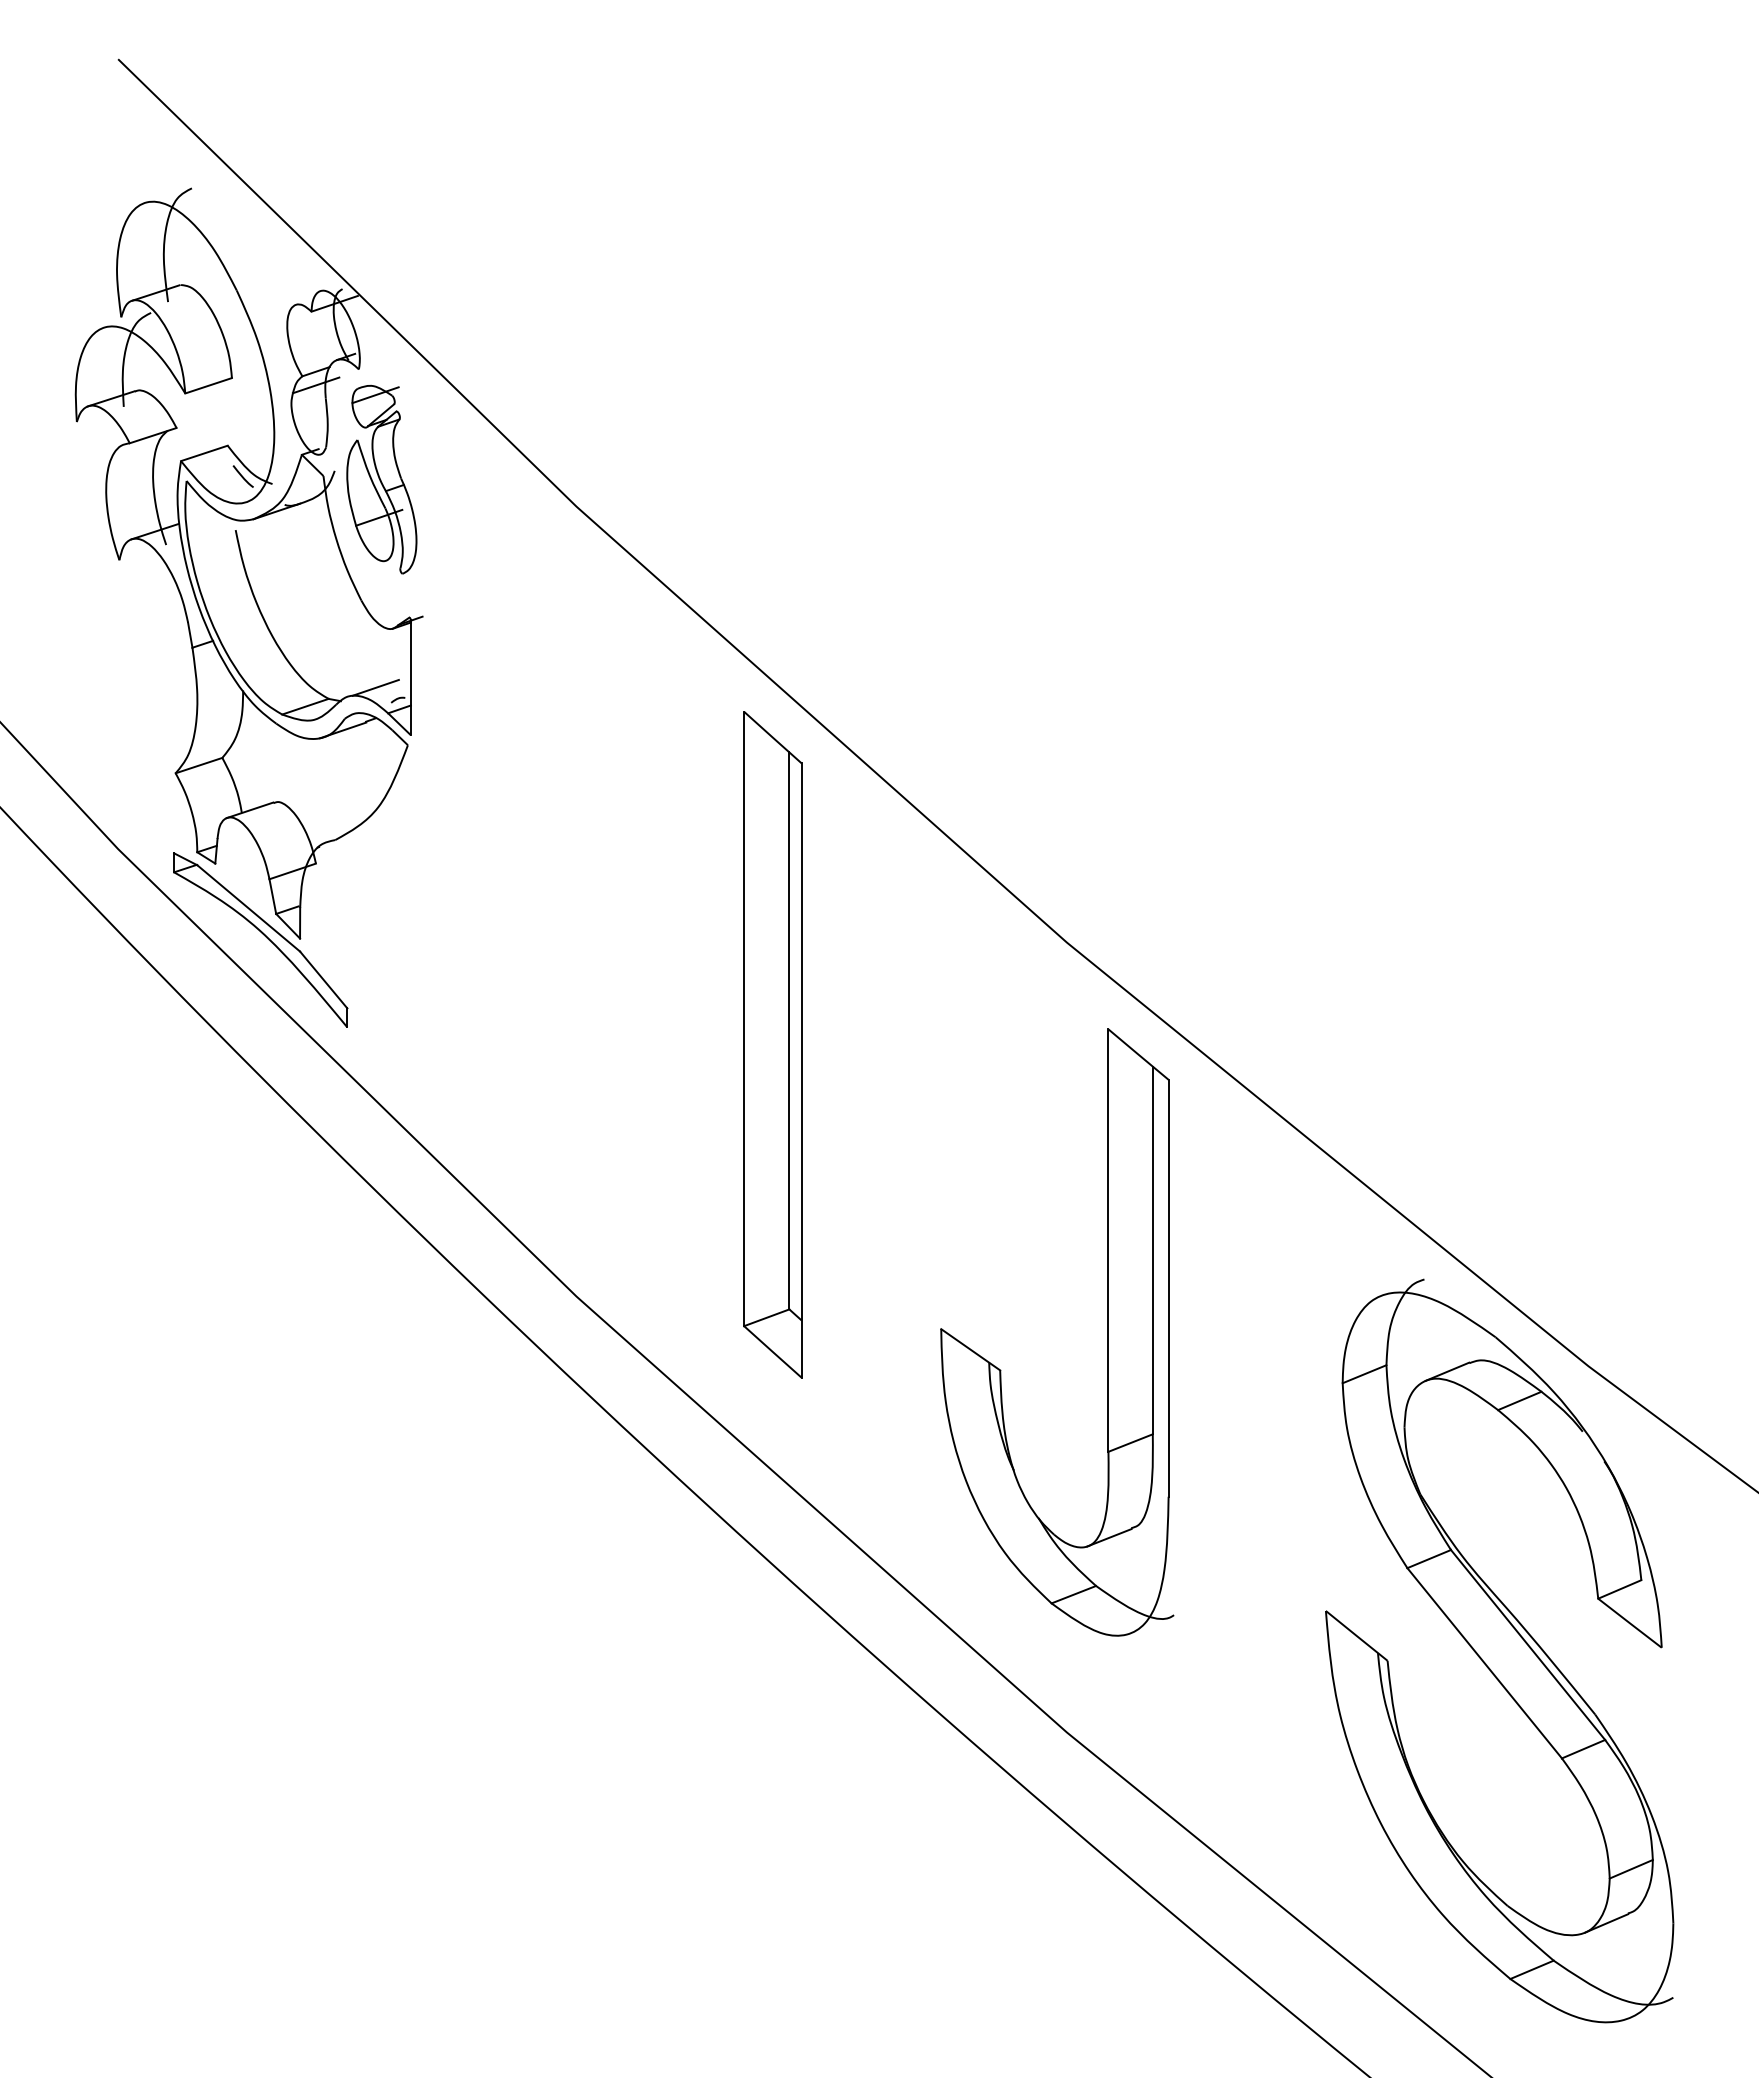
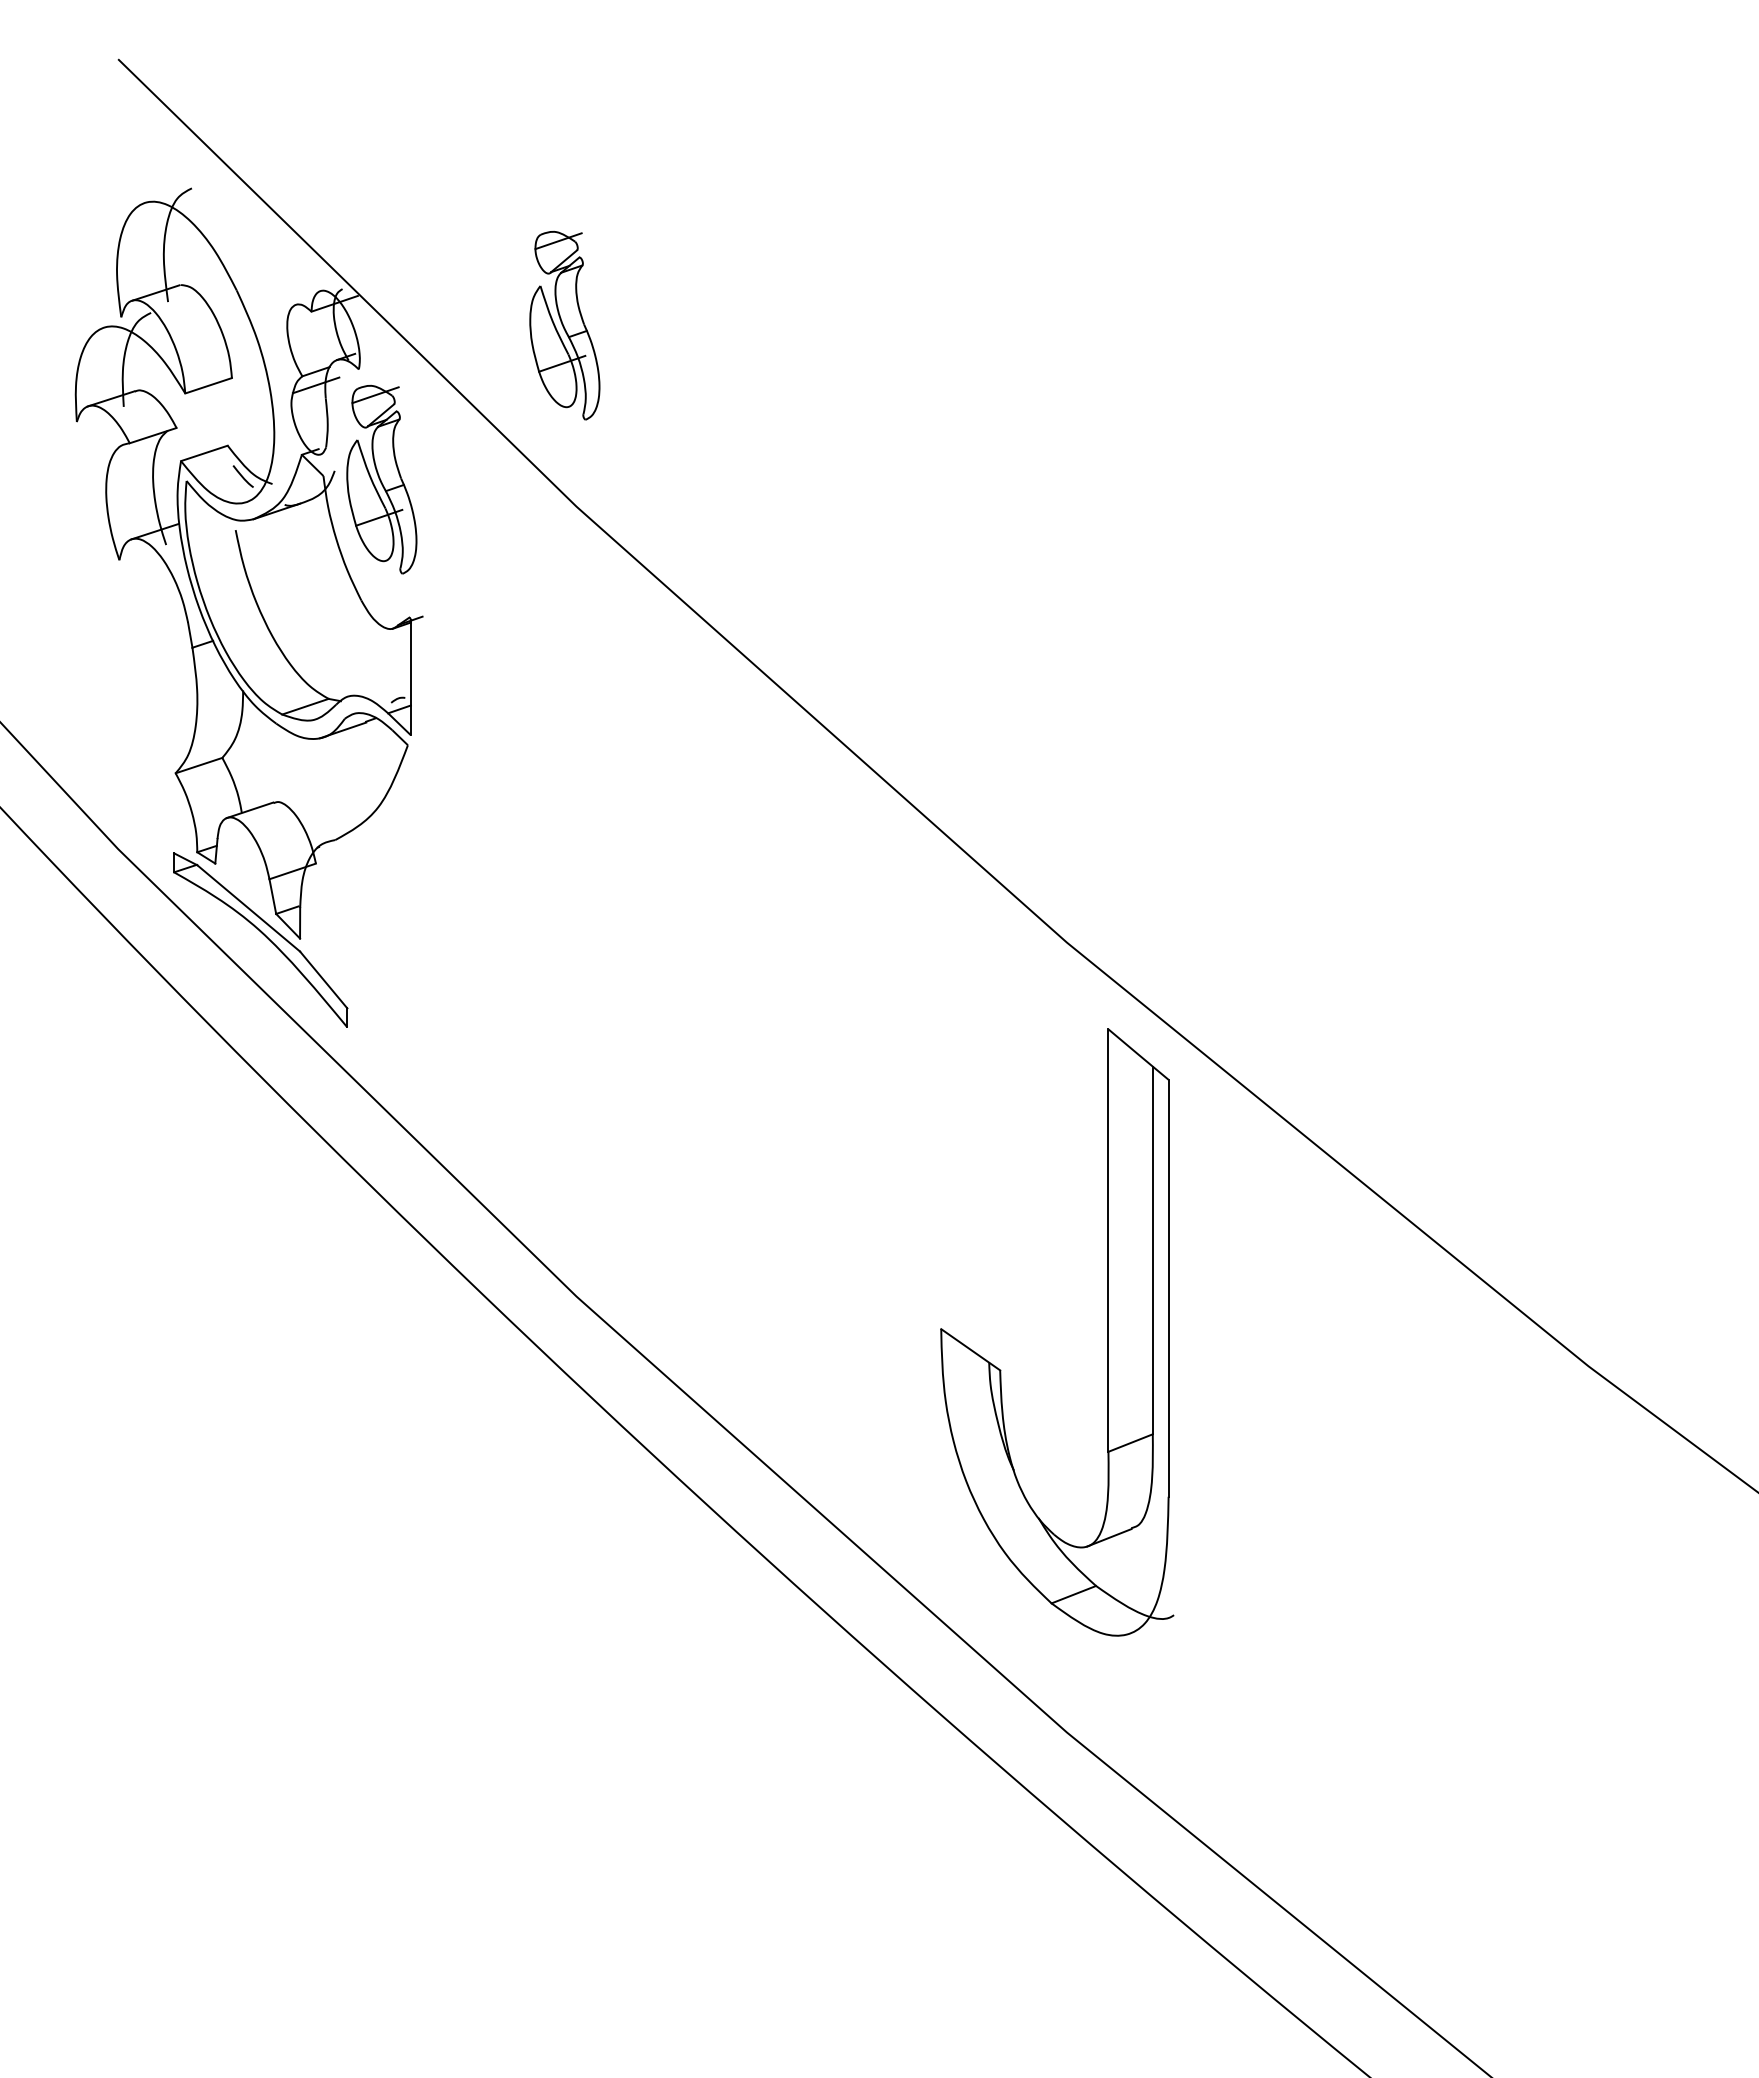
part: none -> present (564, 325)
line: present -> none (375, 687)
part: present -> none (772, 1044)
part: present -> none (1499, 1650)
